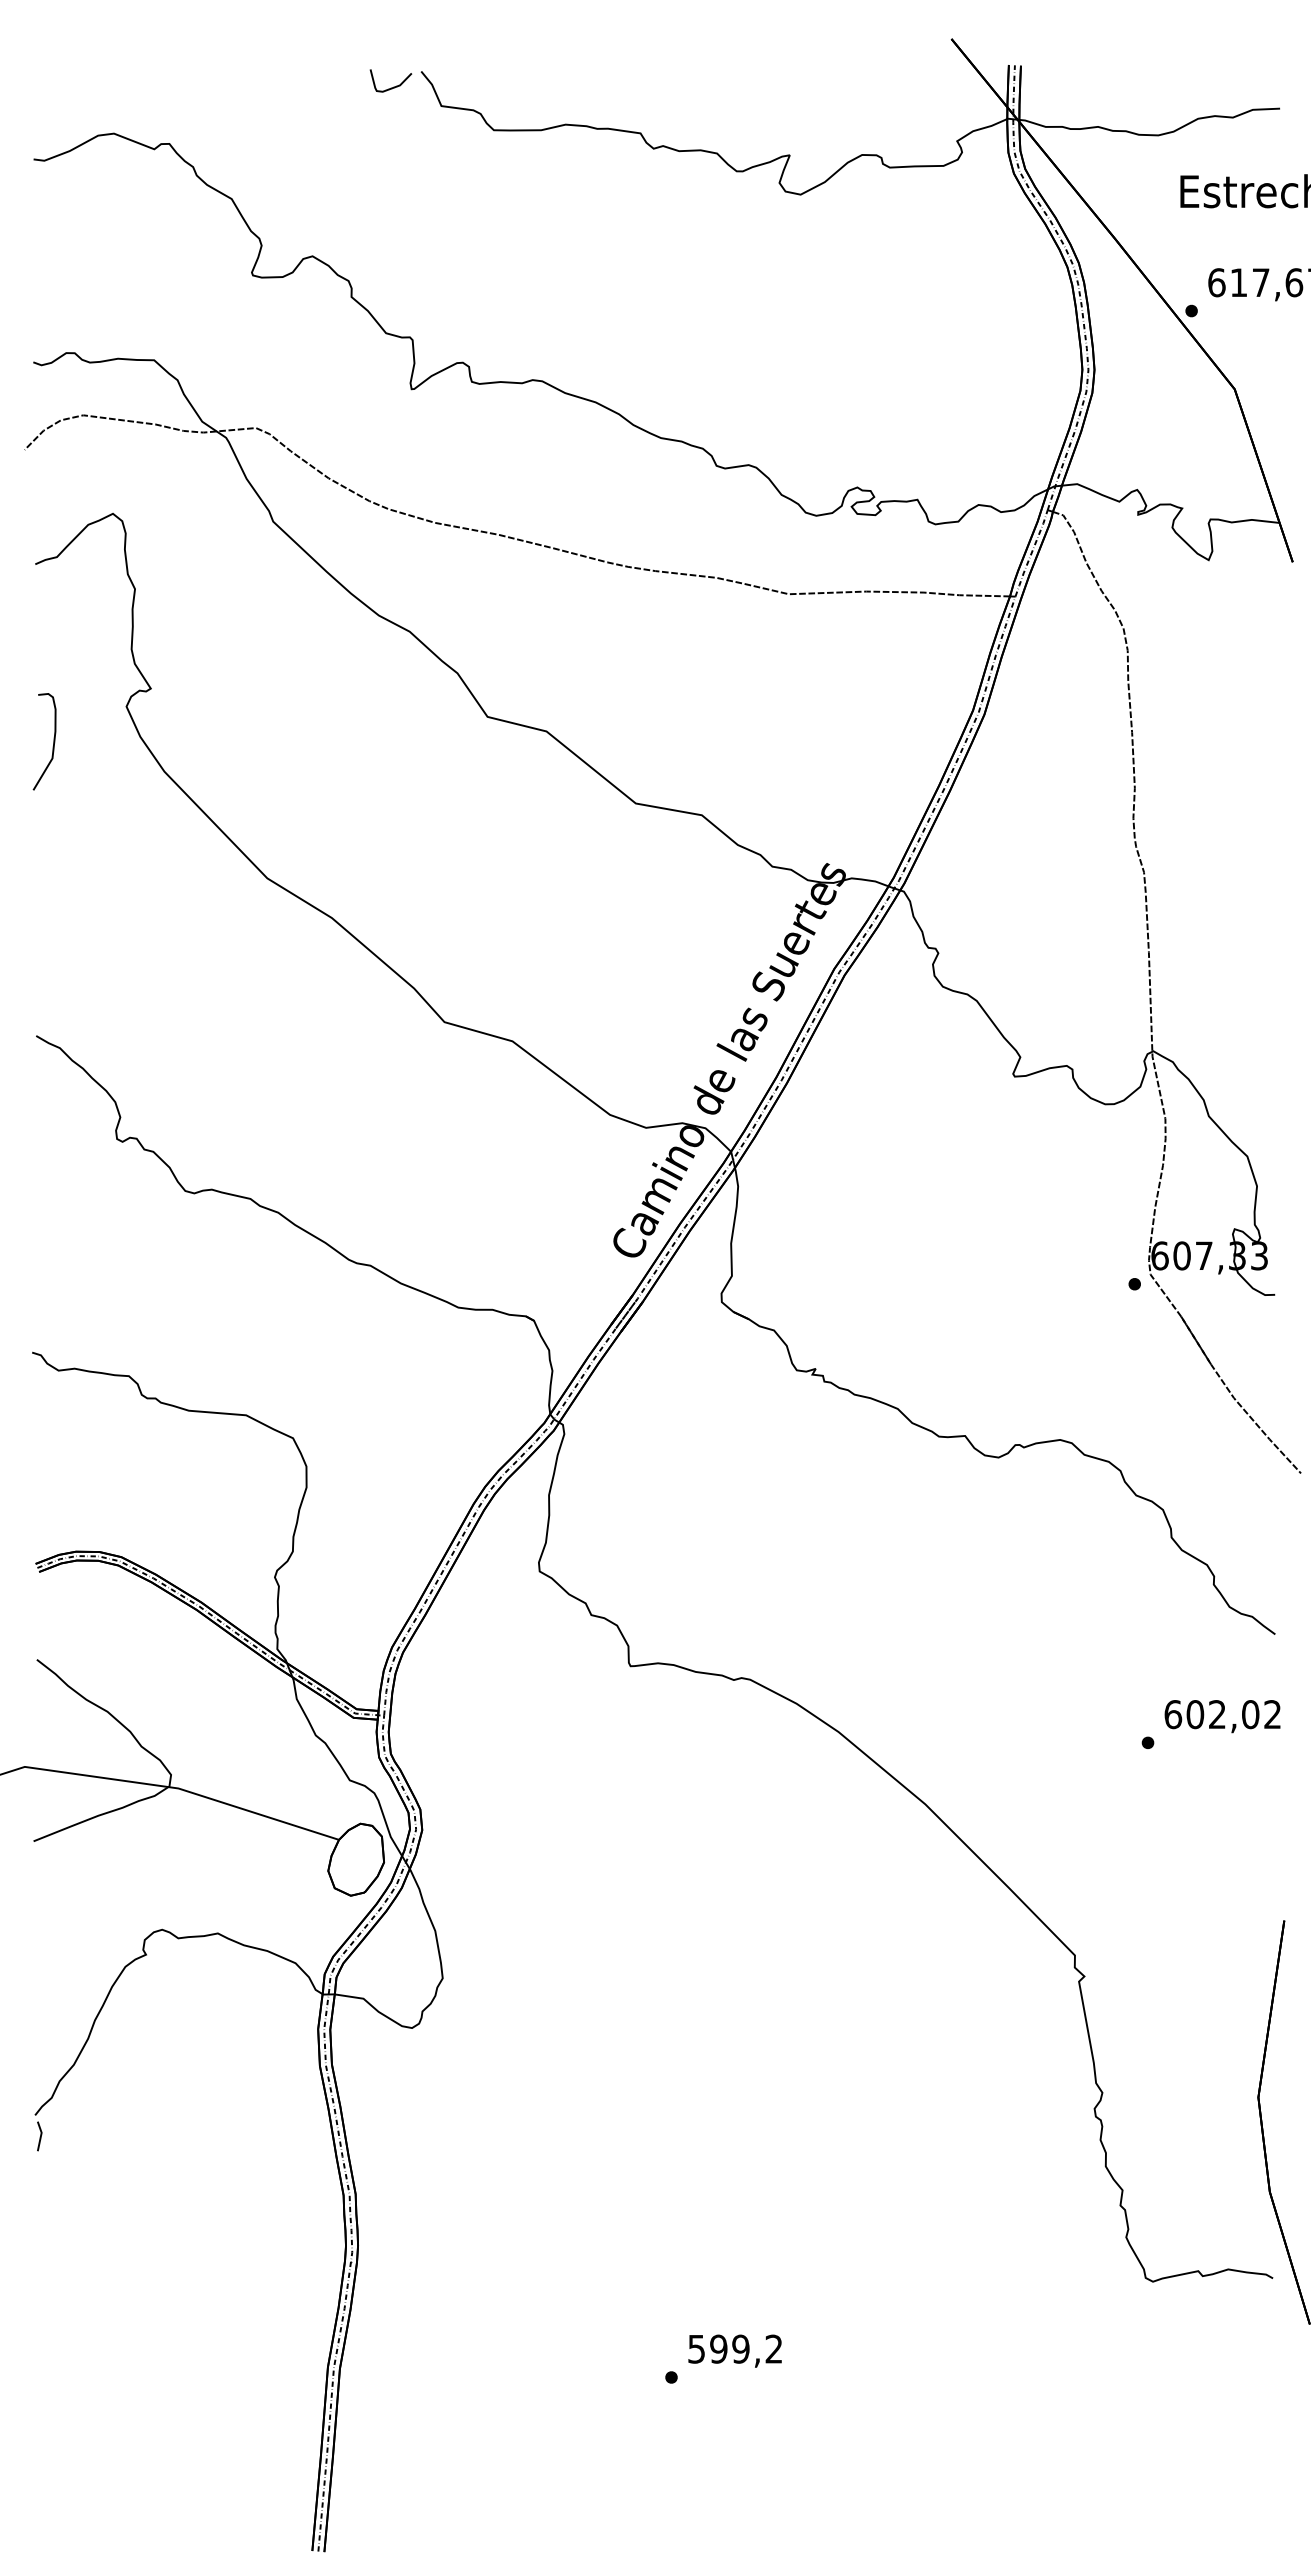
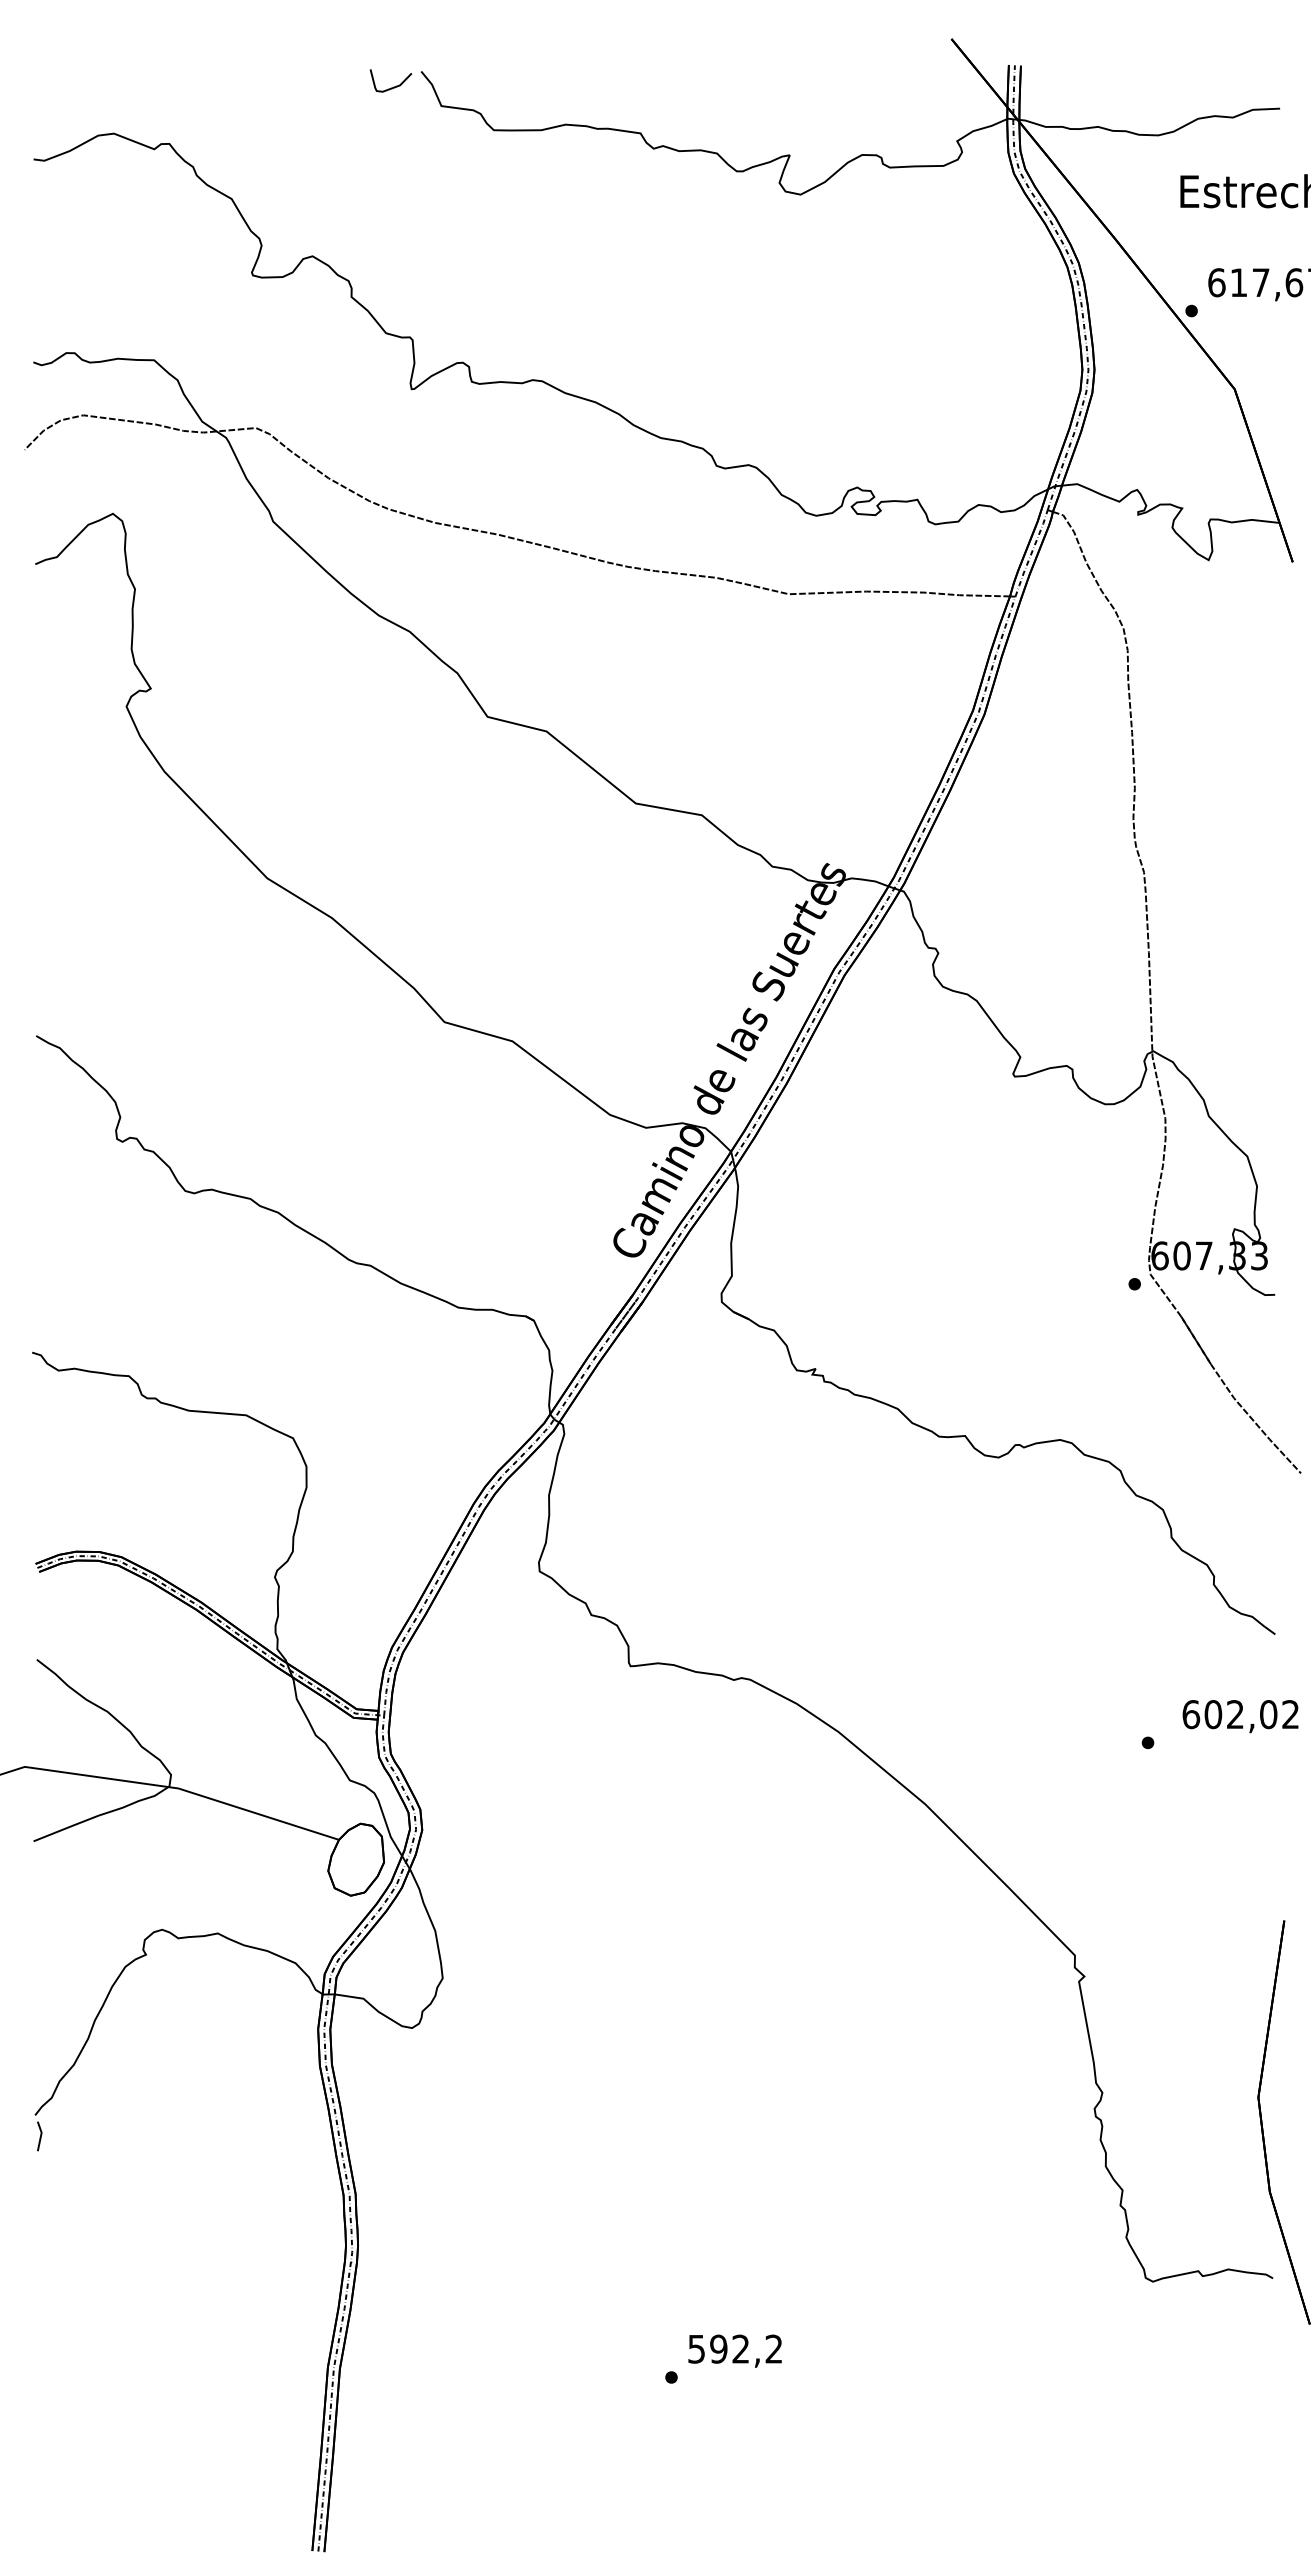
curve: present -> none (53, 741)
text position: (1222, 1716) -> (1240, 1716) (1240, 1716)
text: 599,2 -> 592,2 (740, 2348)
